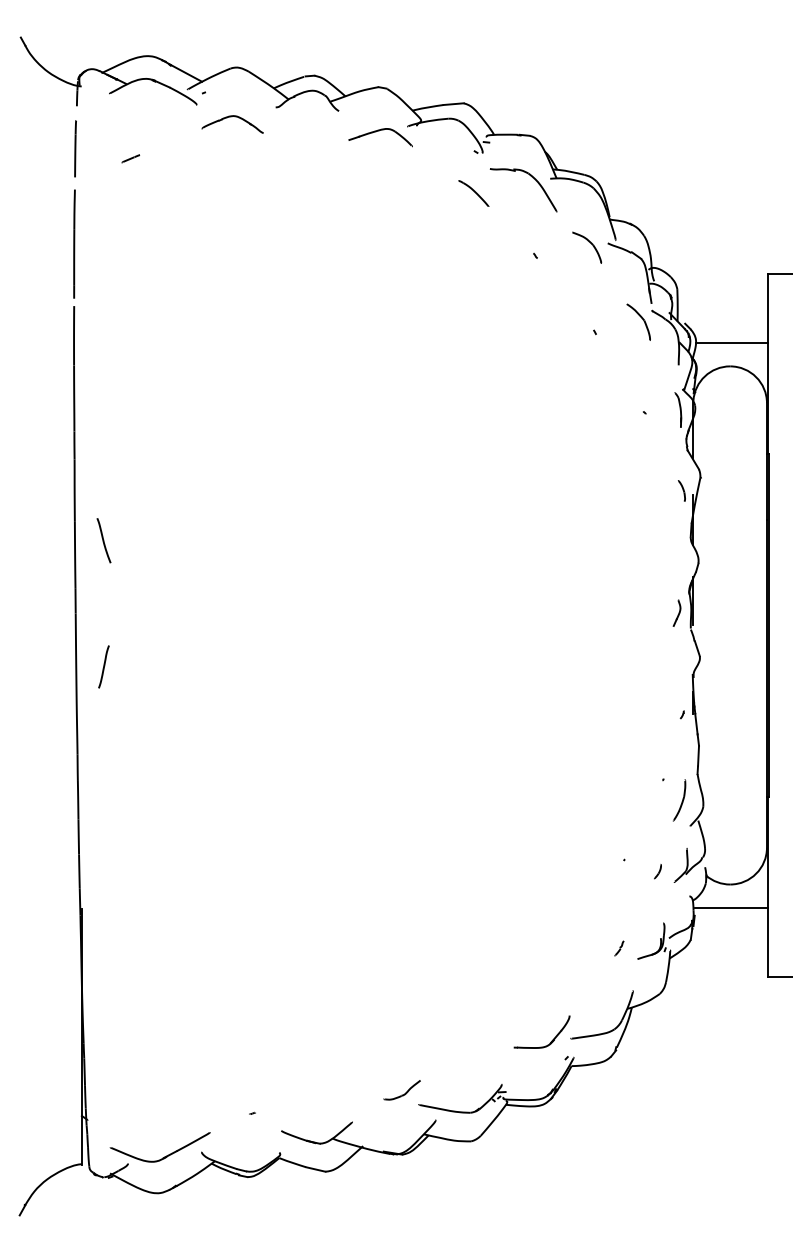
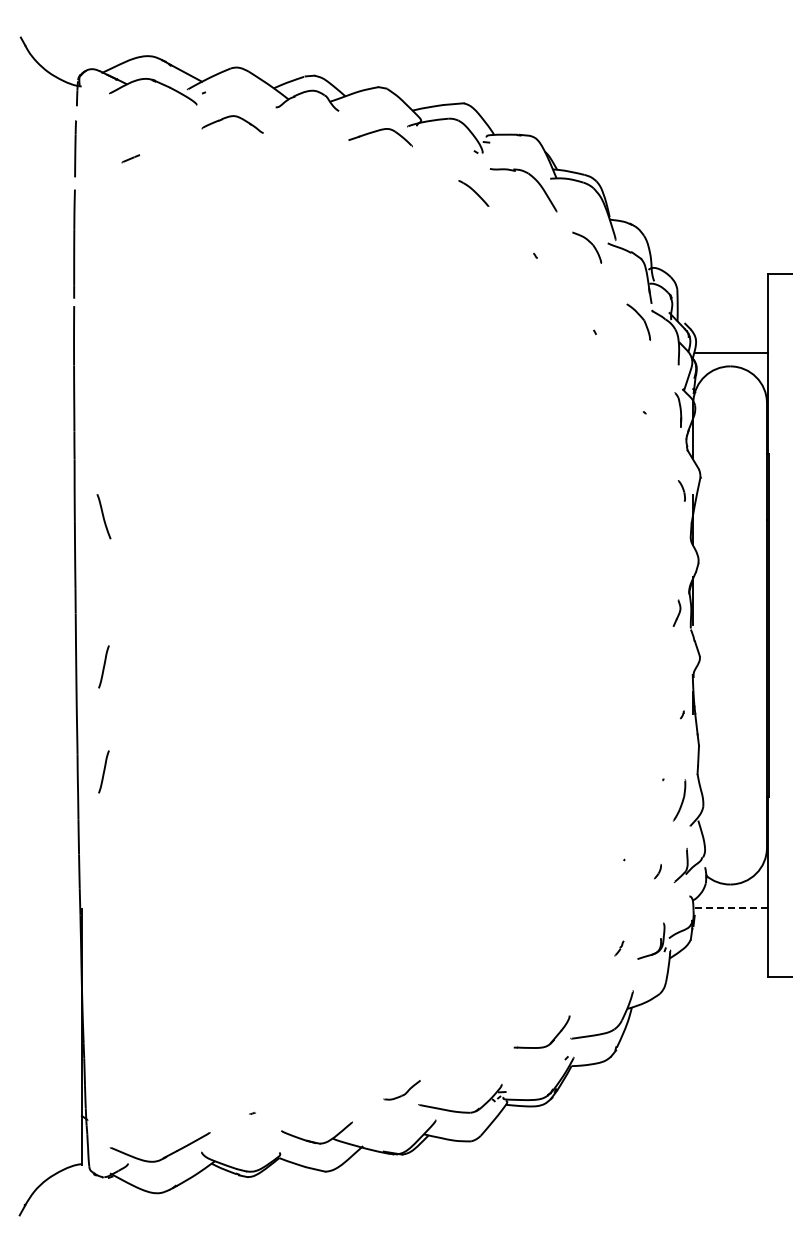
line position: (731, 342) -> (731, 352) (731, 352)
line position: (103, 540) -> (103, 516) (103, 516)
line: none -> present (103, 771)
line: solid -> dashed (731, 908)
